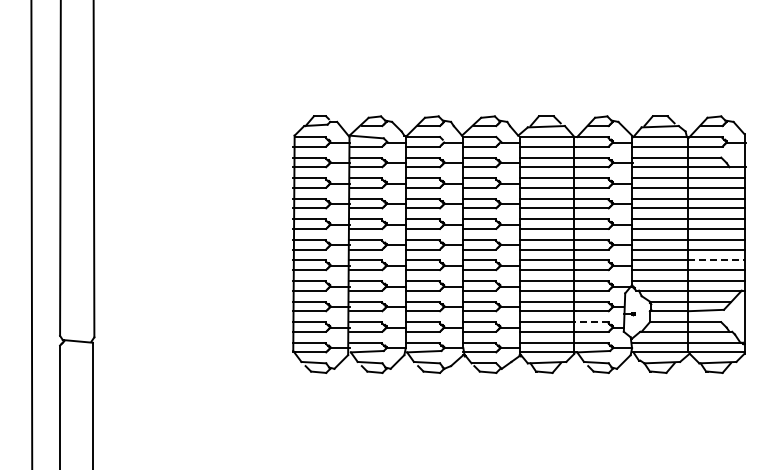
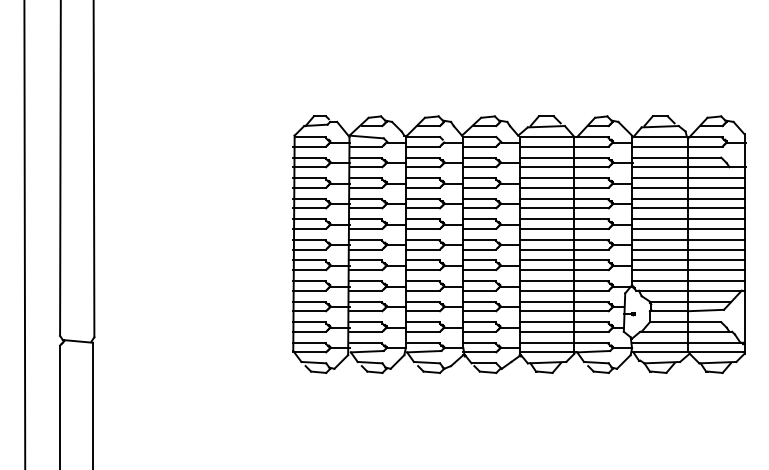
line position: (31, 234) -> (24, 234) (24, 234)
line: dashed -> solid (716, 260)
line: dashed -> solid (591, 322)
